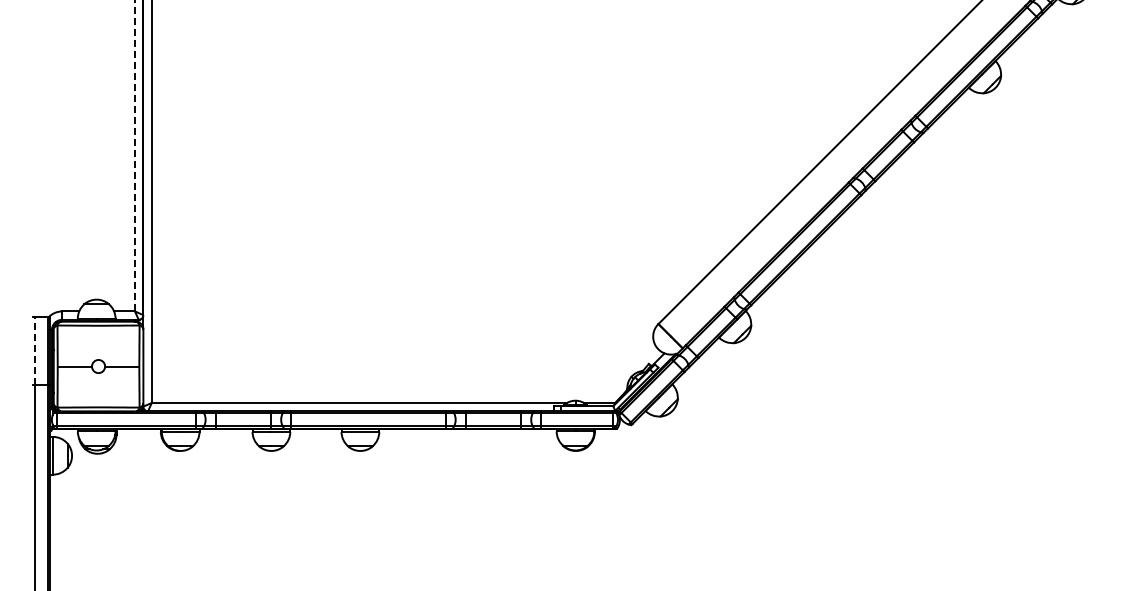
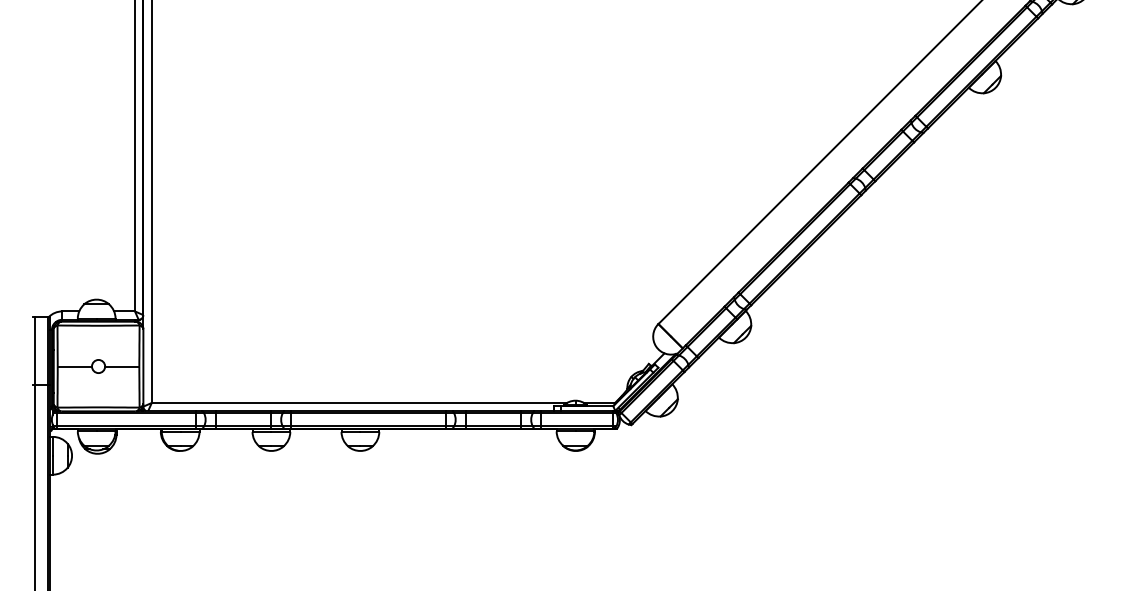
line: dashed -> solid (135, 155)
line: dashed -> solid (34, 350)
